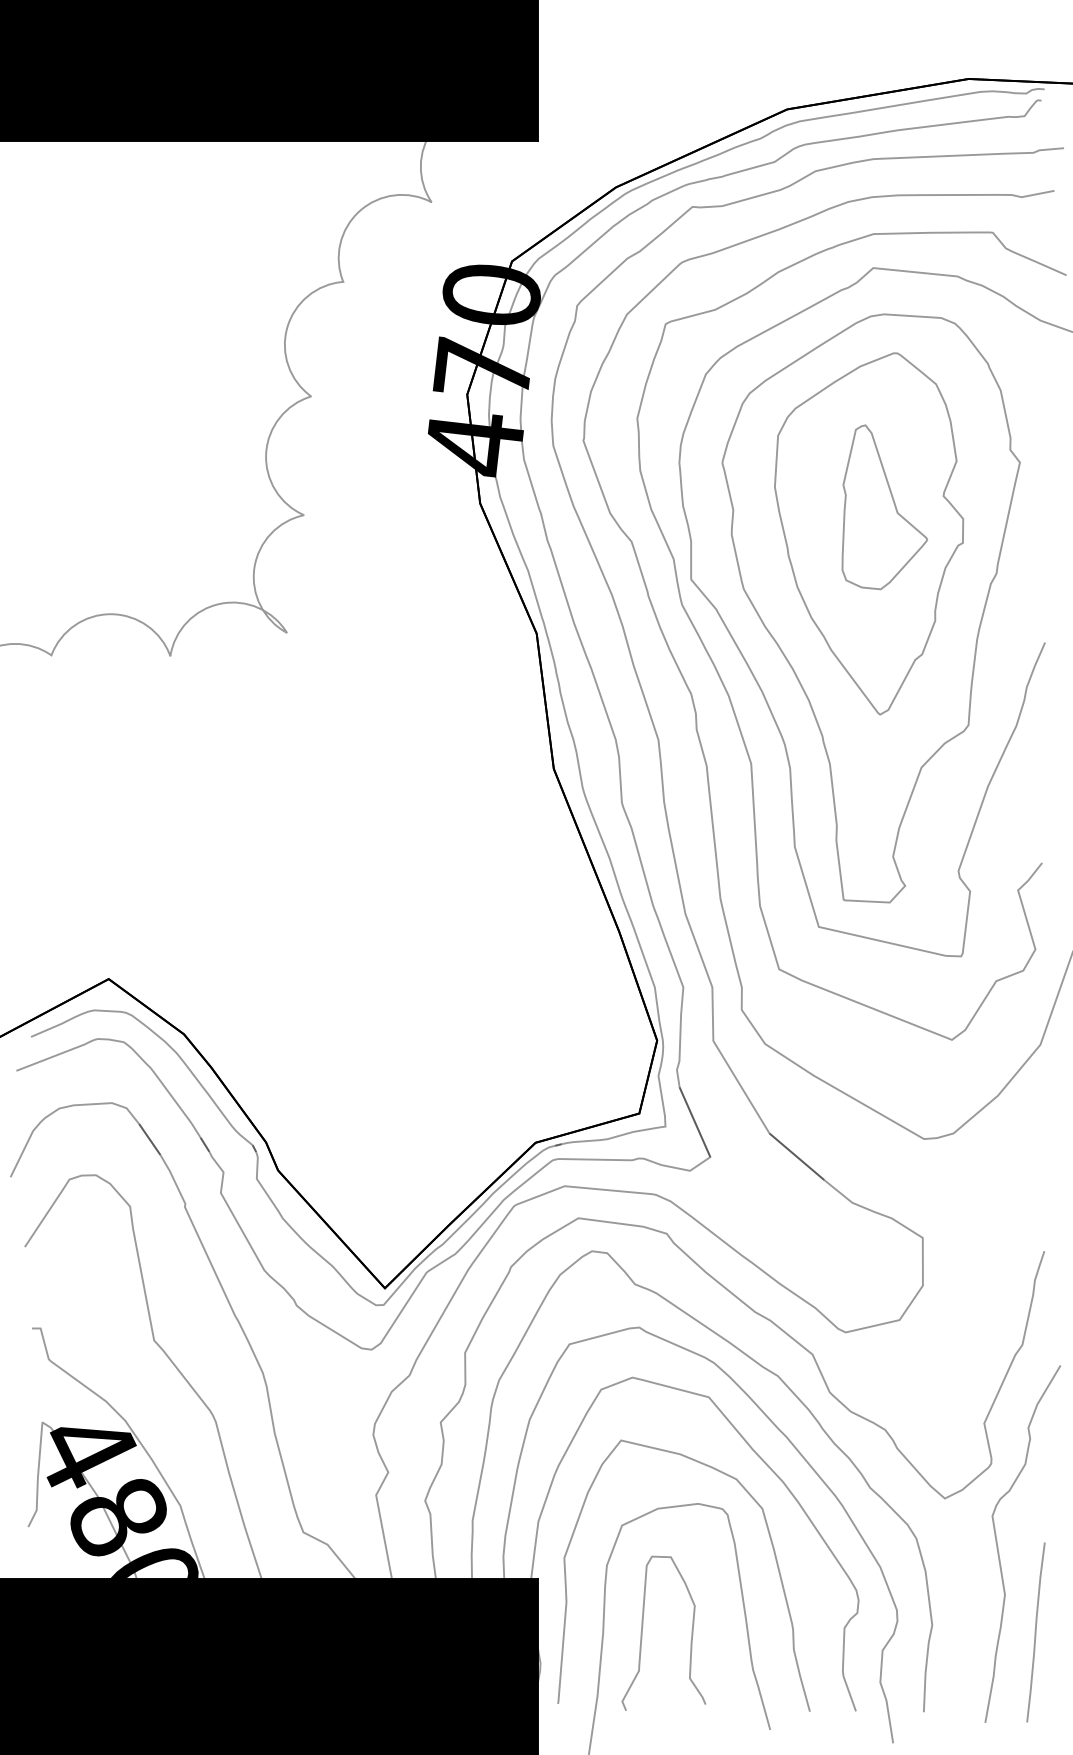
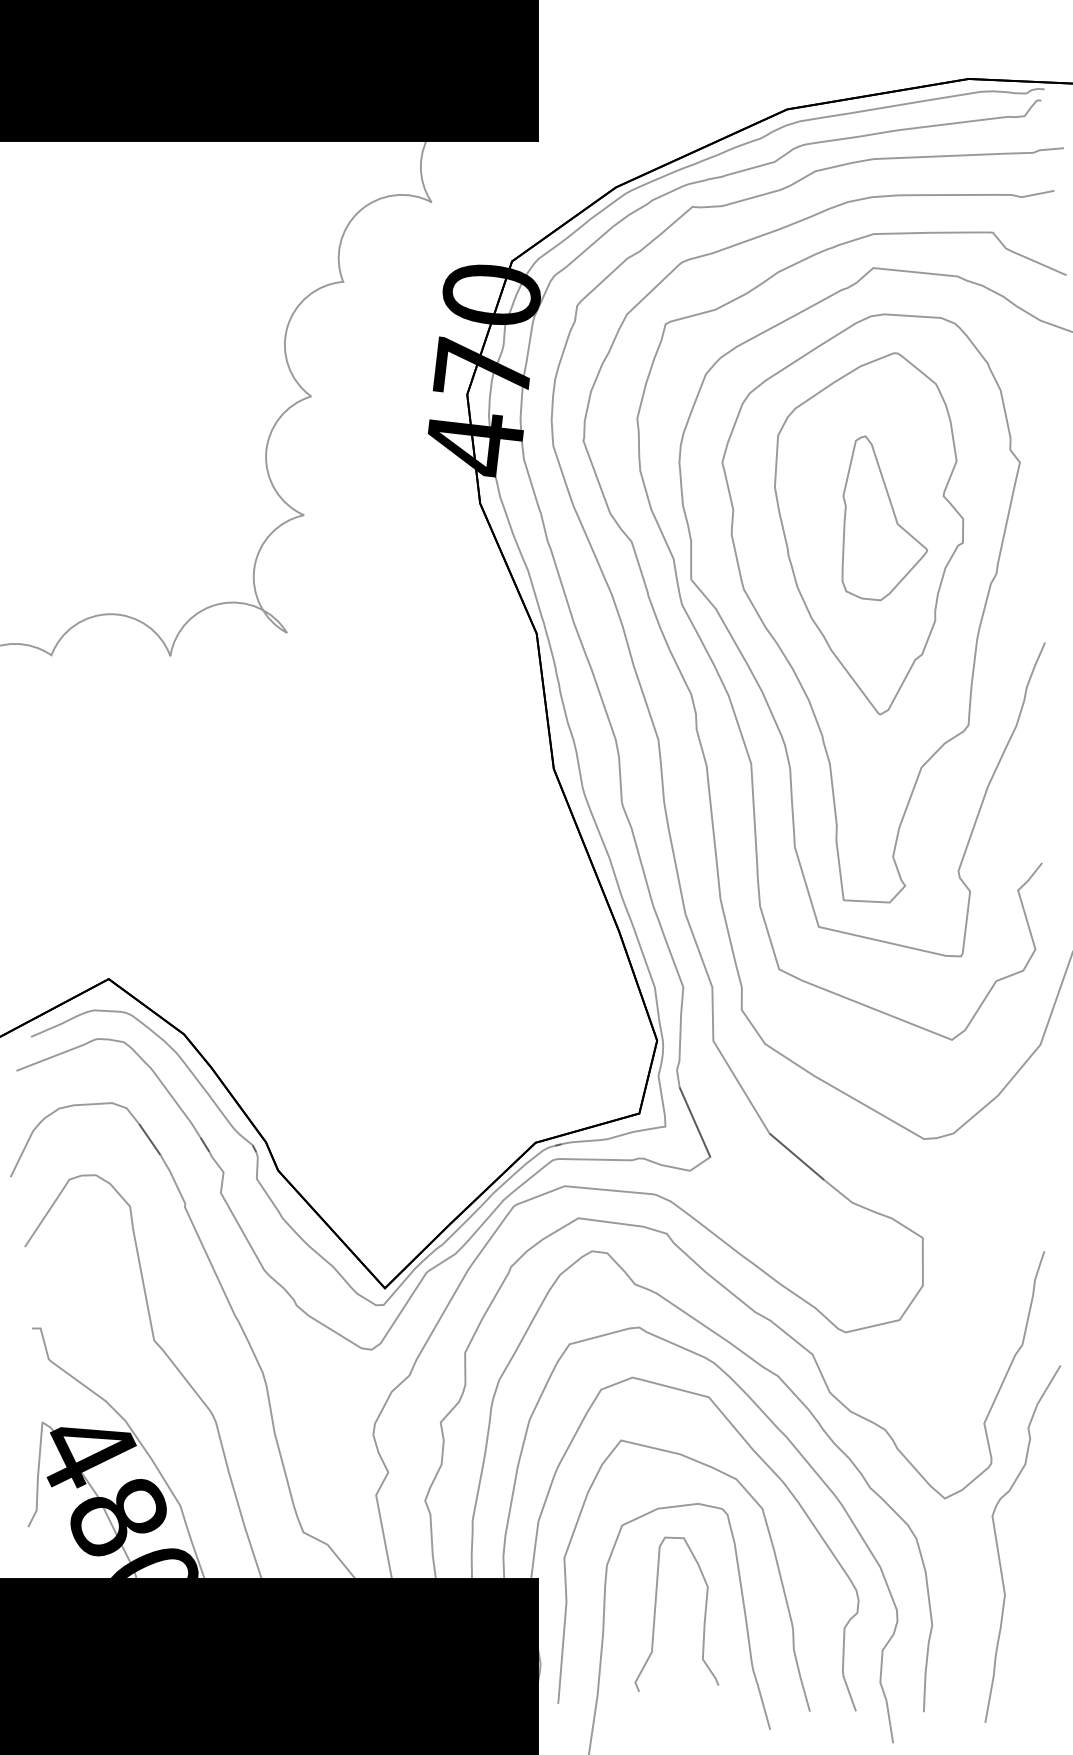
part position: (884, 506) -> (884, 517) (884, 517)
curve position: (642, 1632) -> (655, 1613) (655, 1613)
curve: present -> none (1035, 1632)
